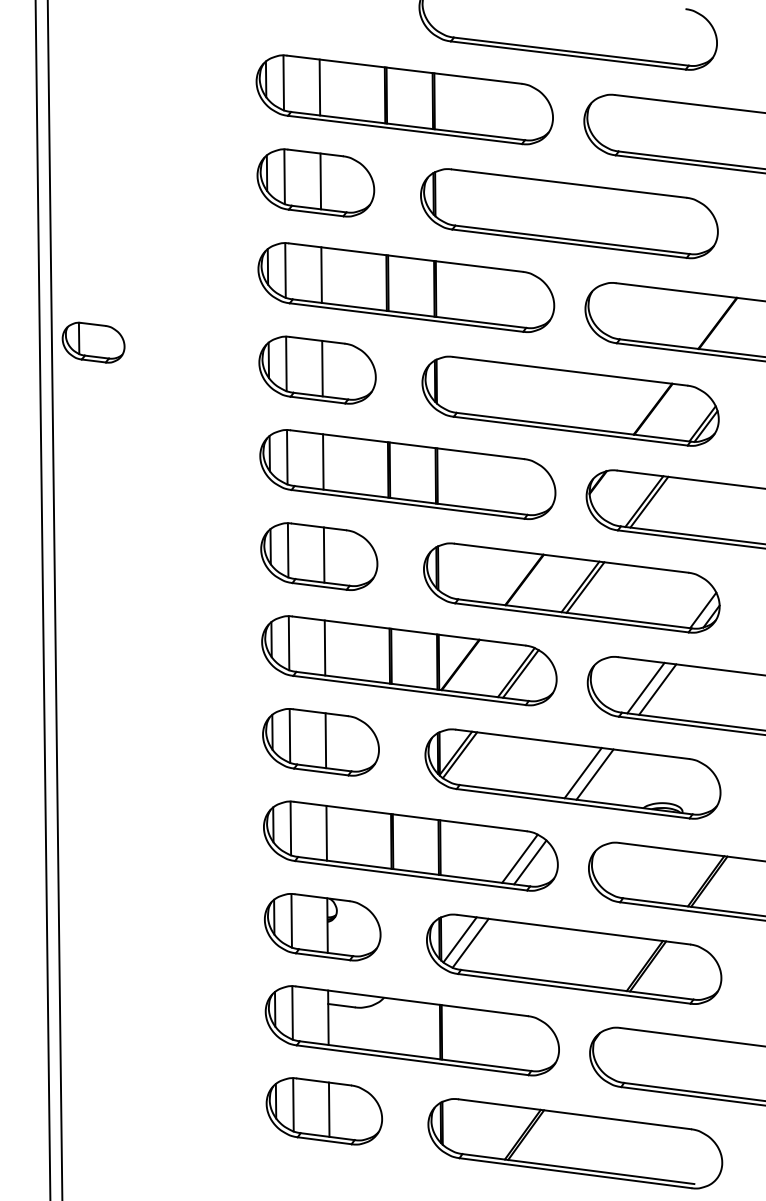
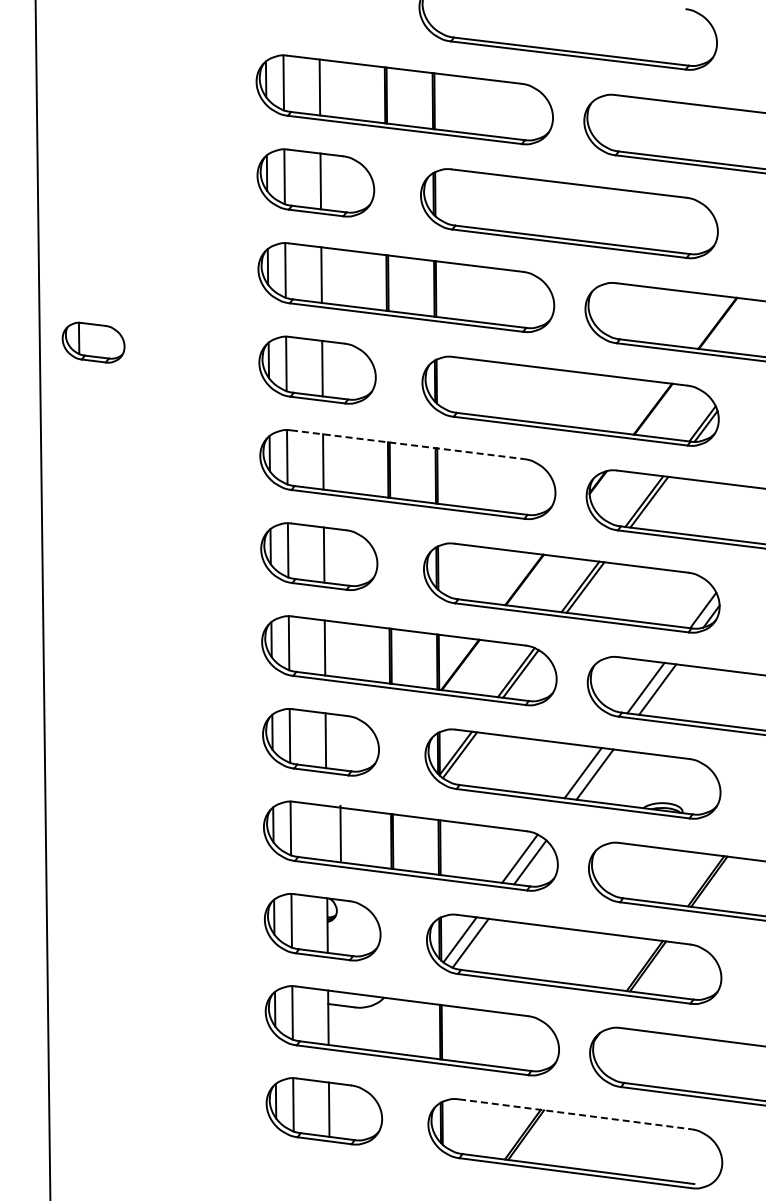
line: solid -> dashed (408, 444)
line: present -> none (54, 599)
line position: (326, 832) -> (340, 832) (340, 832)
line: solid -> dashed (575, 1114)
